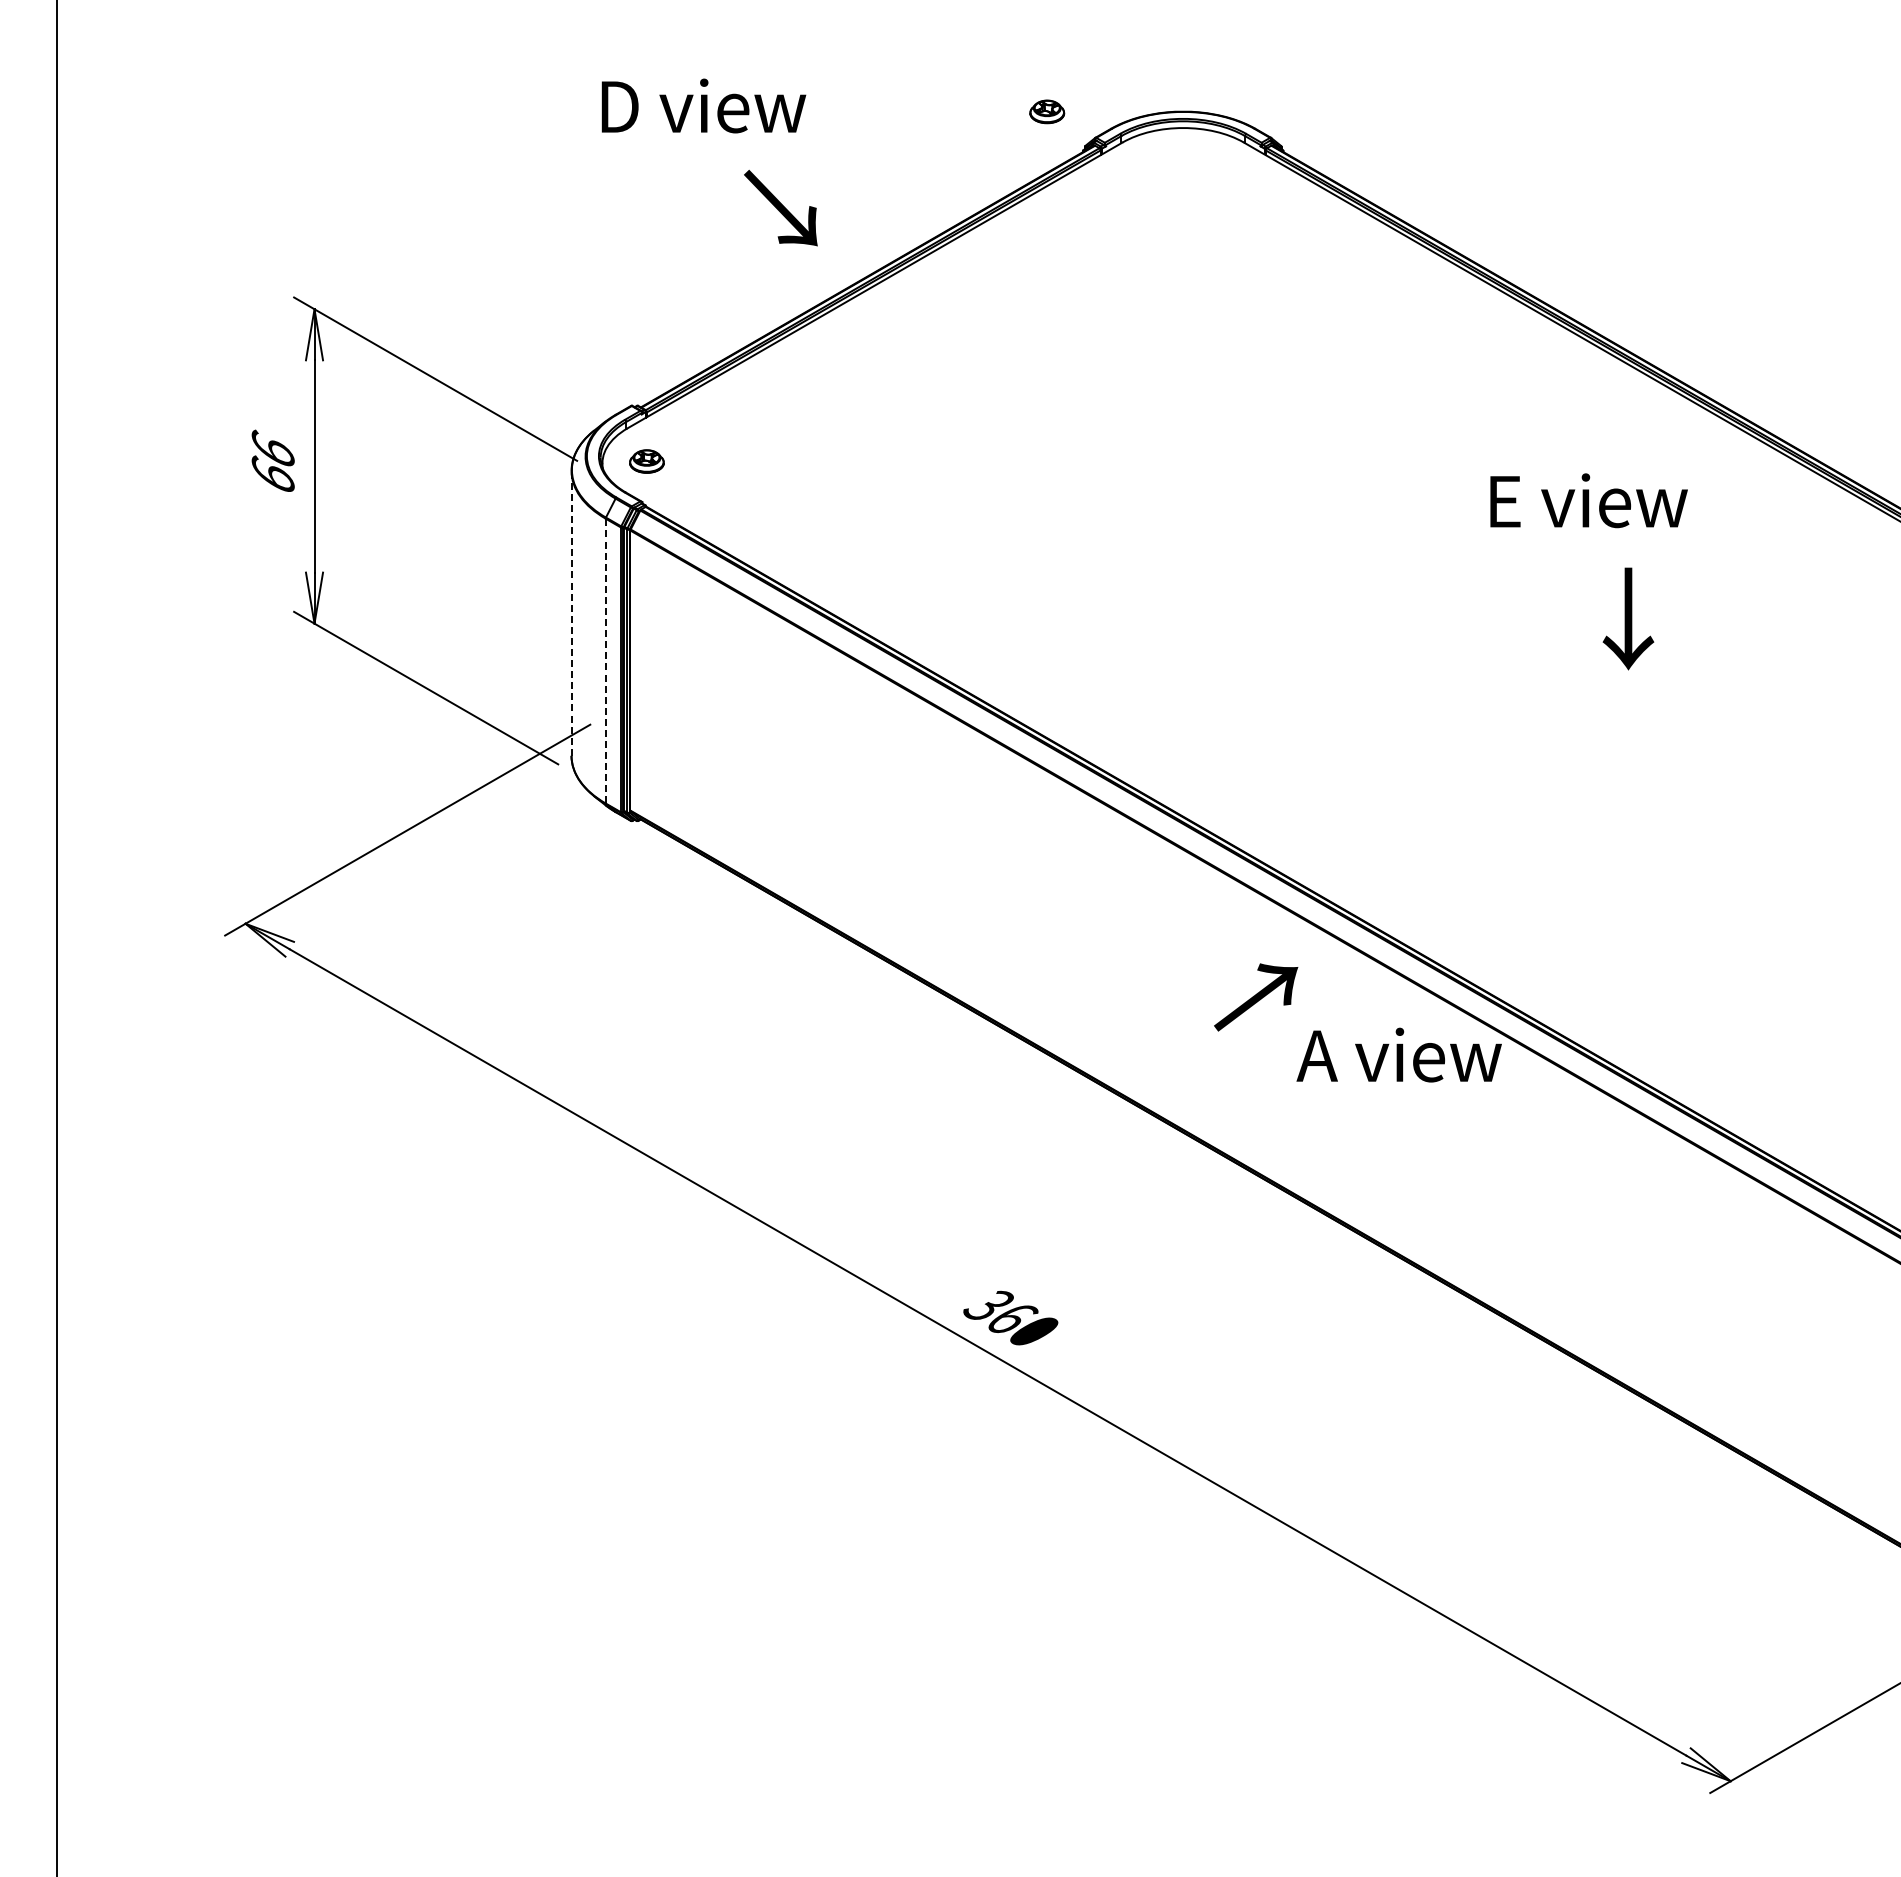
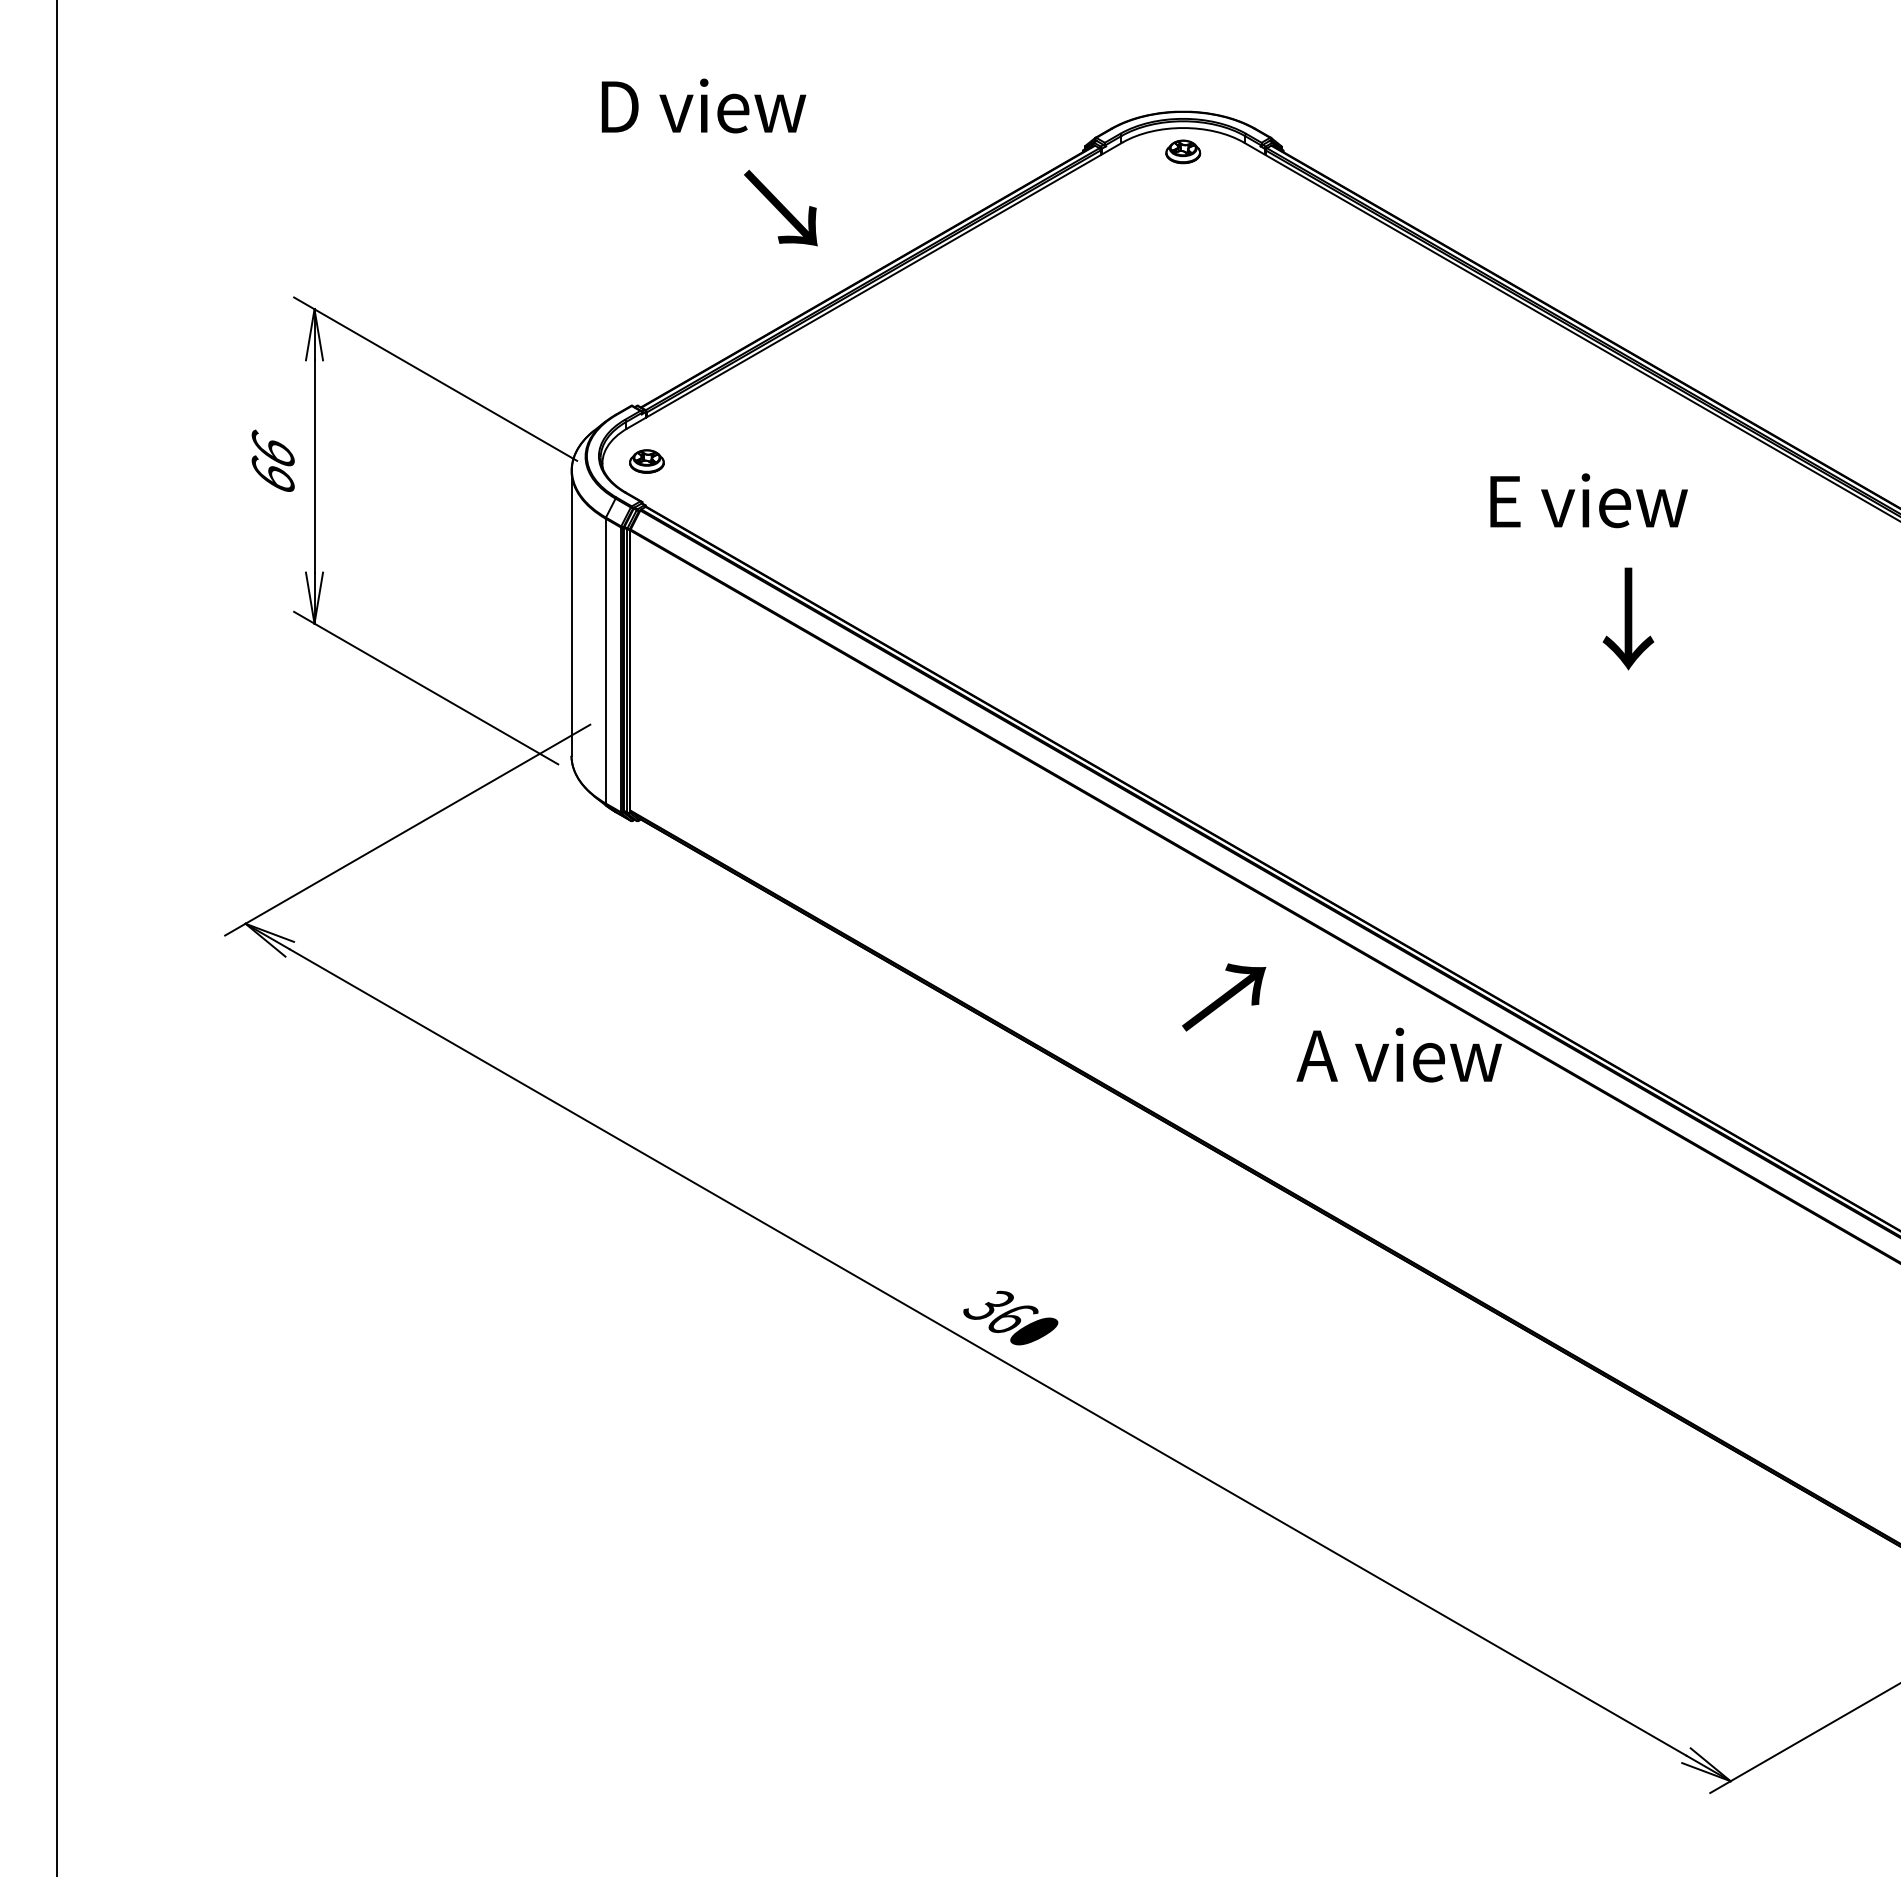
part position: (1047, 111) -> (1183, 151) (1183, 151)
line: dashed -> solid (571, 612)
line: dashed -> solid (605, 660)
text position: (1256, 997) -> (1224, 997) (1224, 997)
